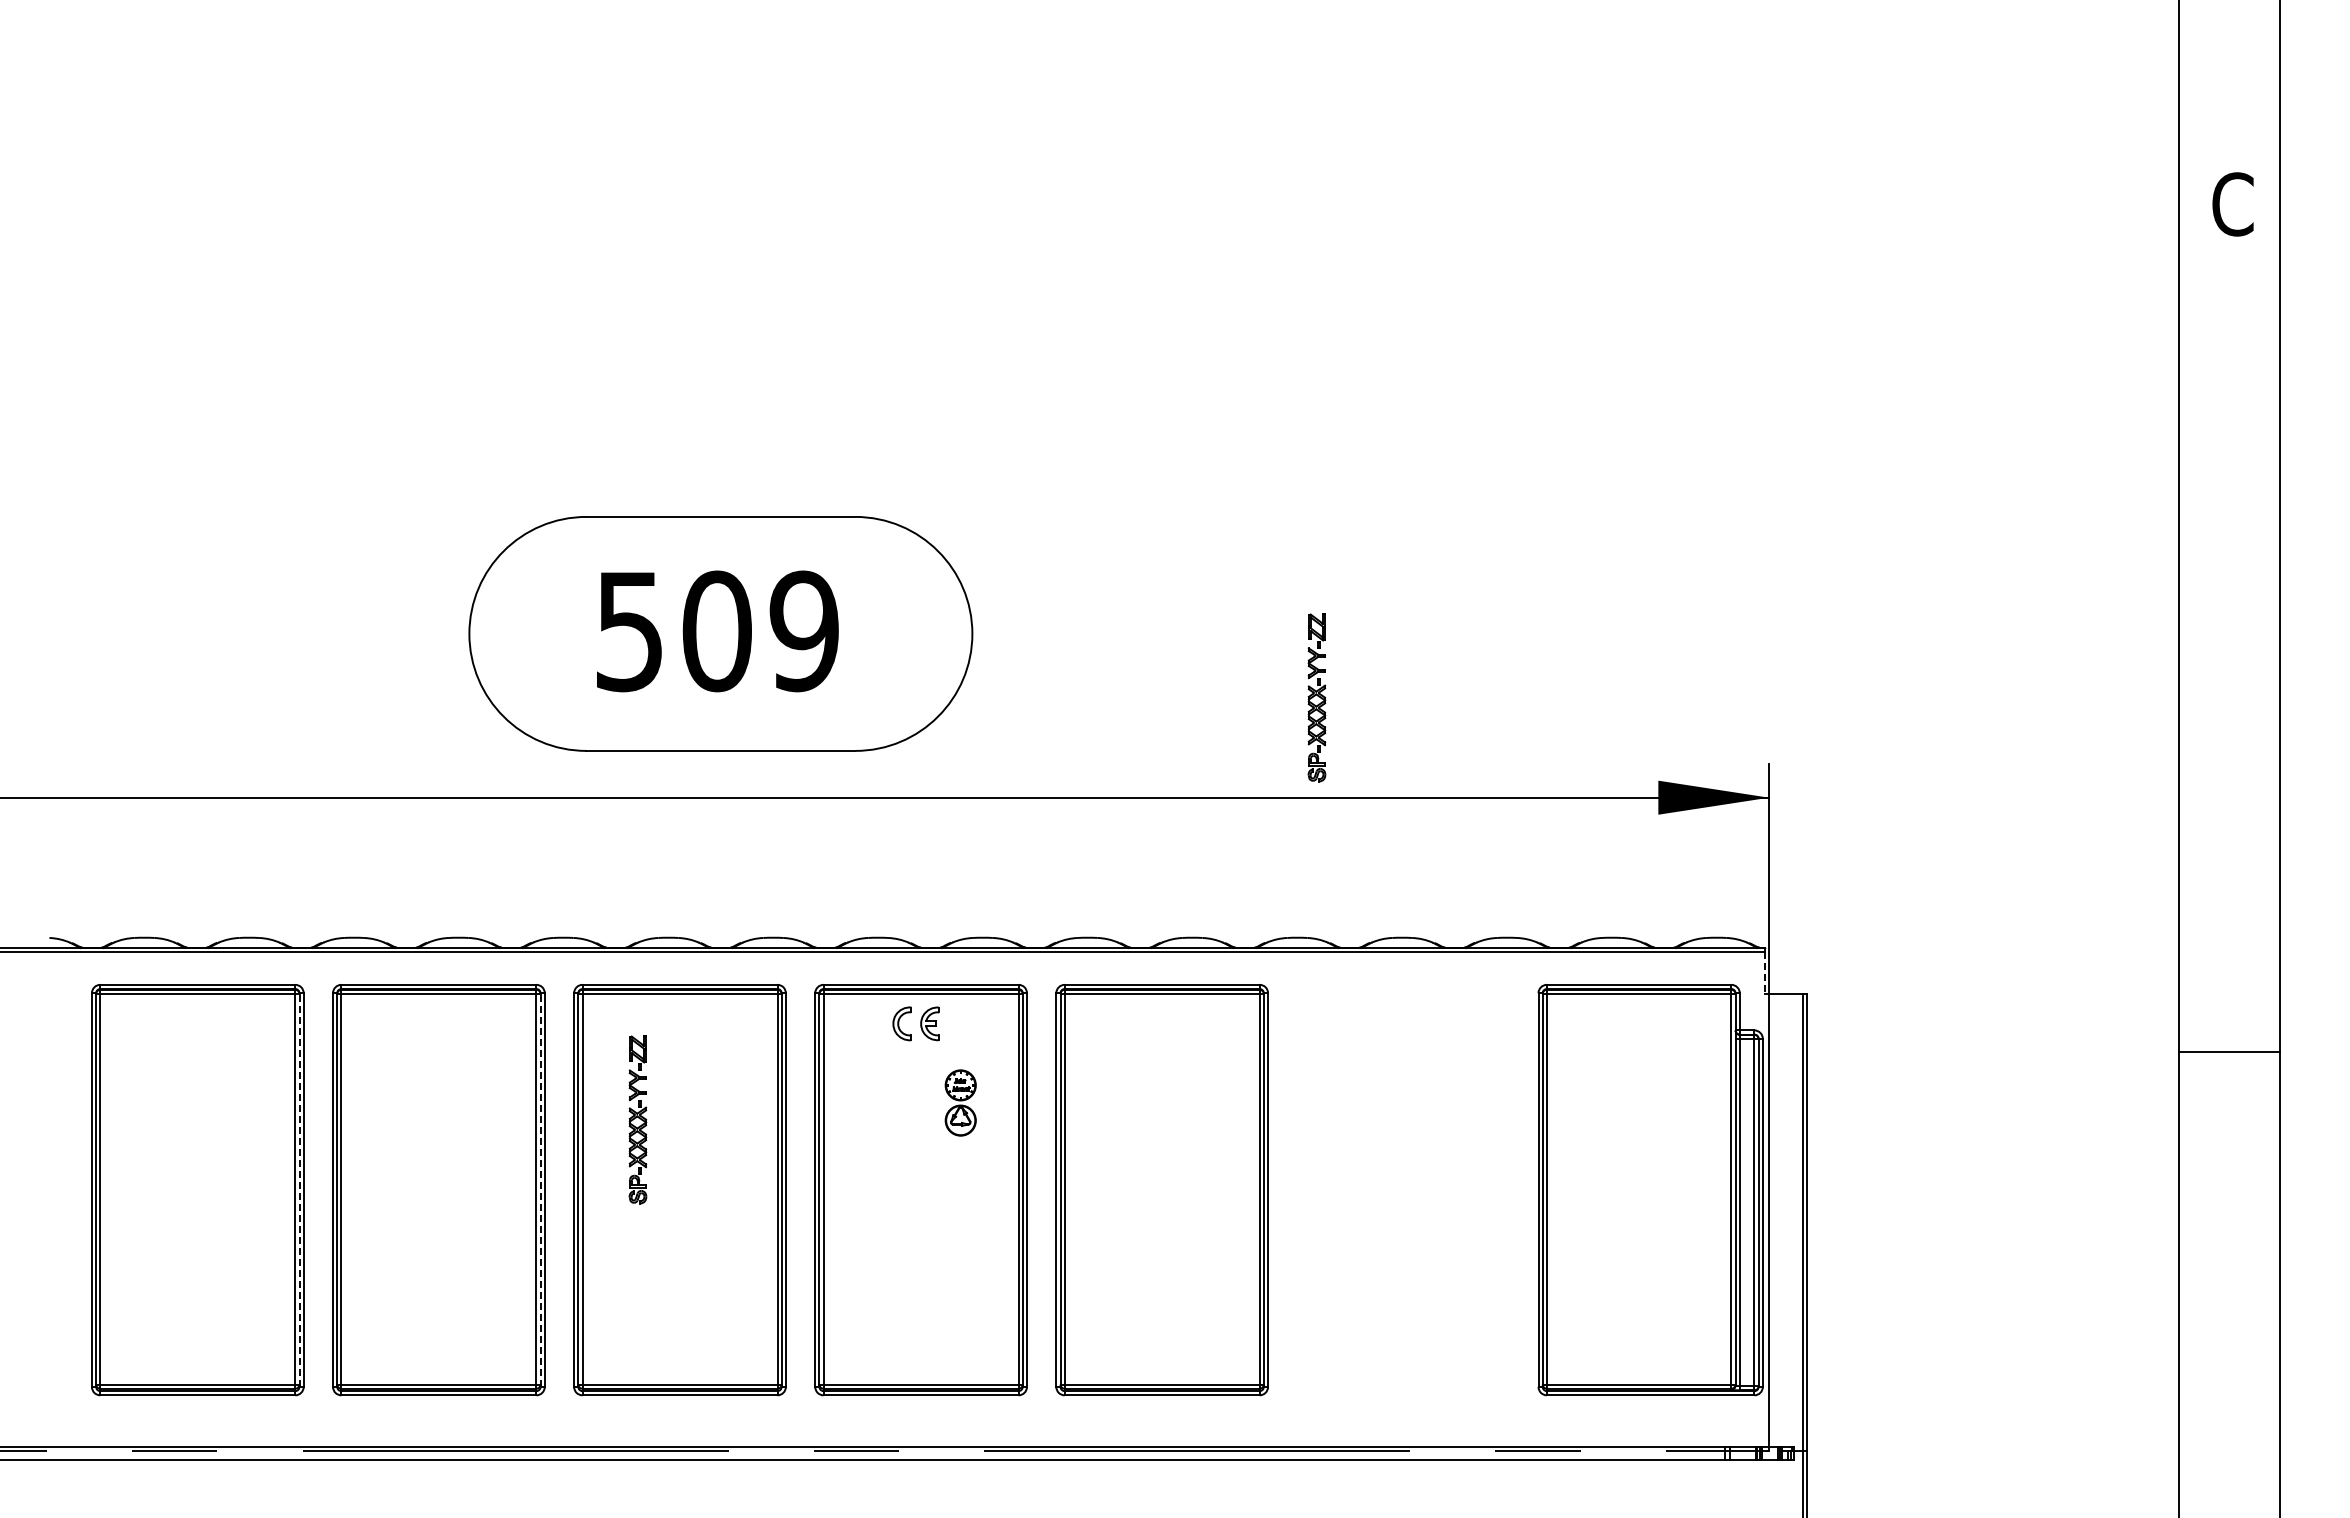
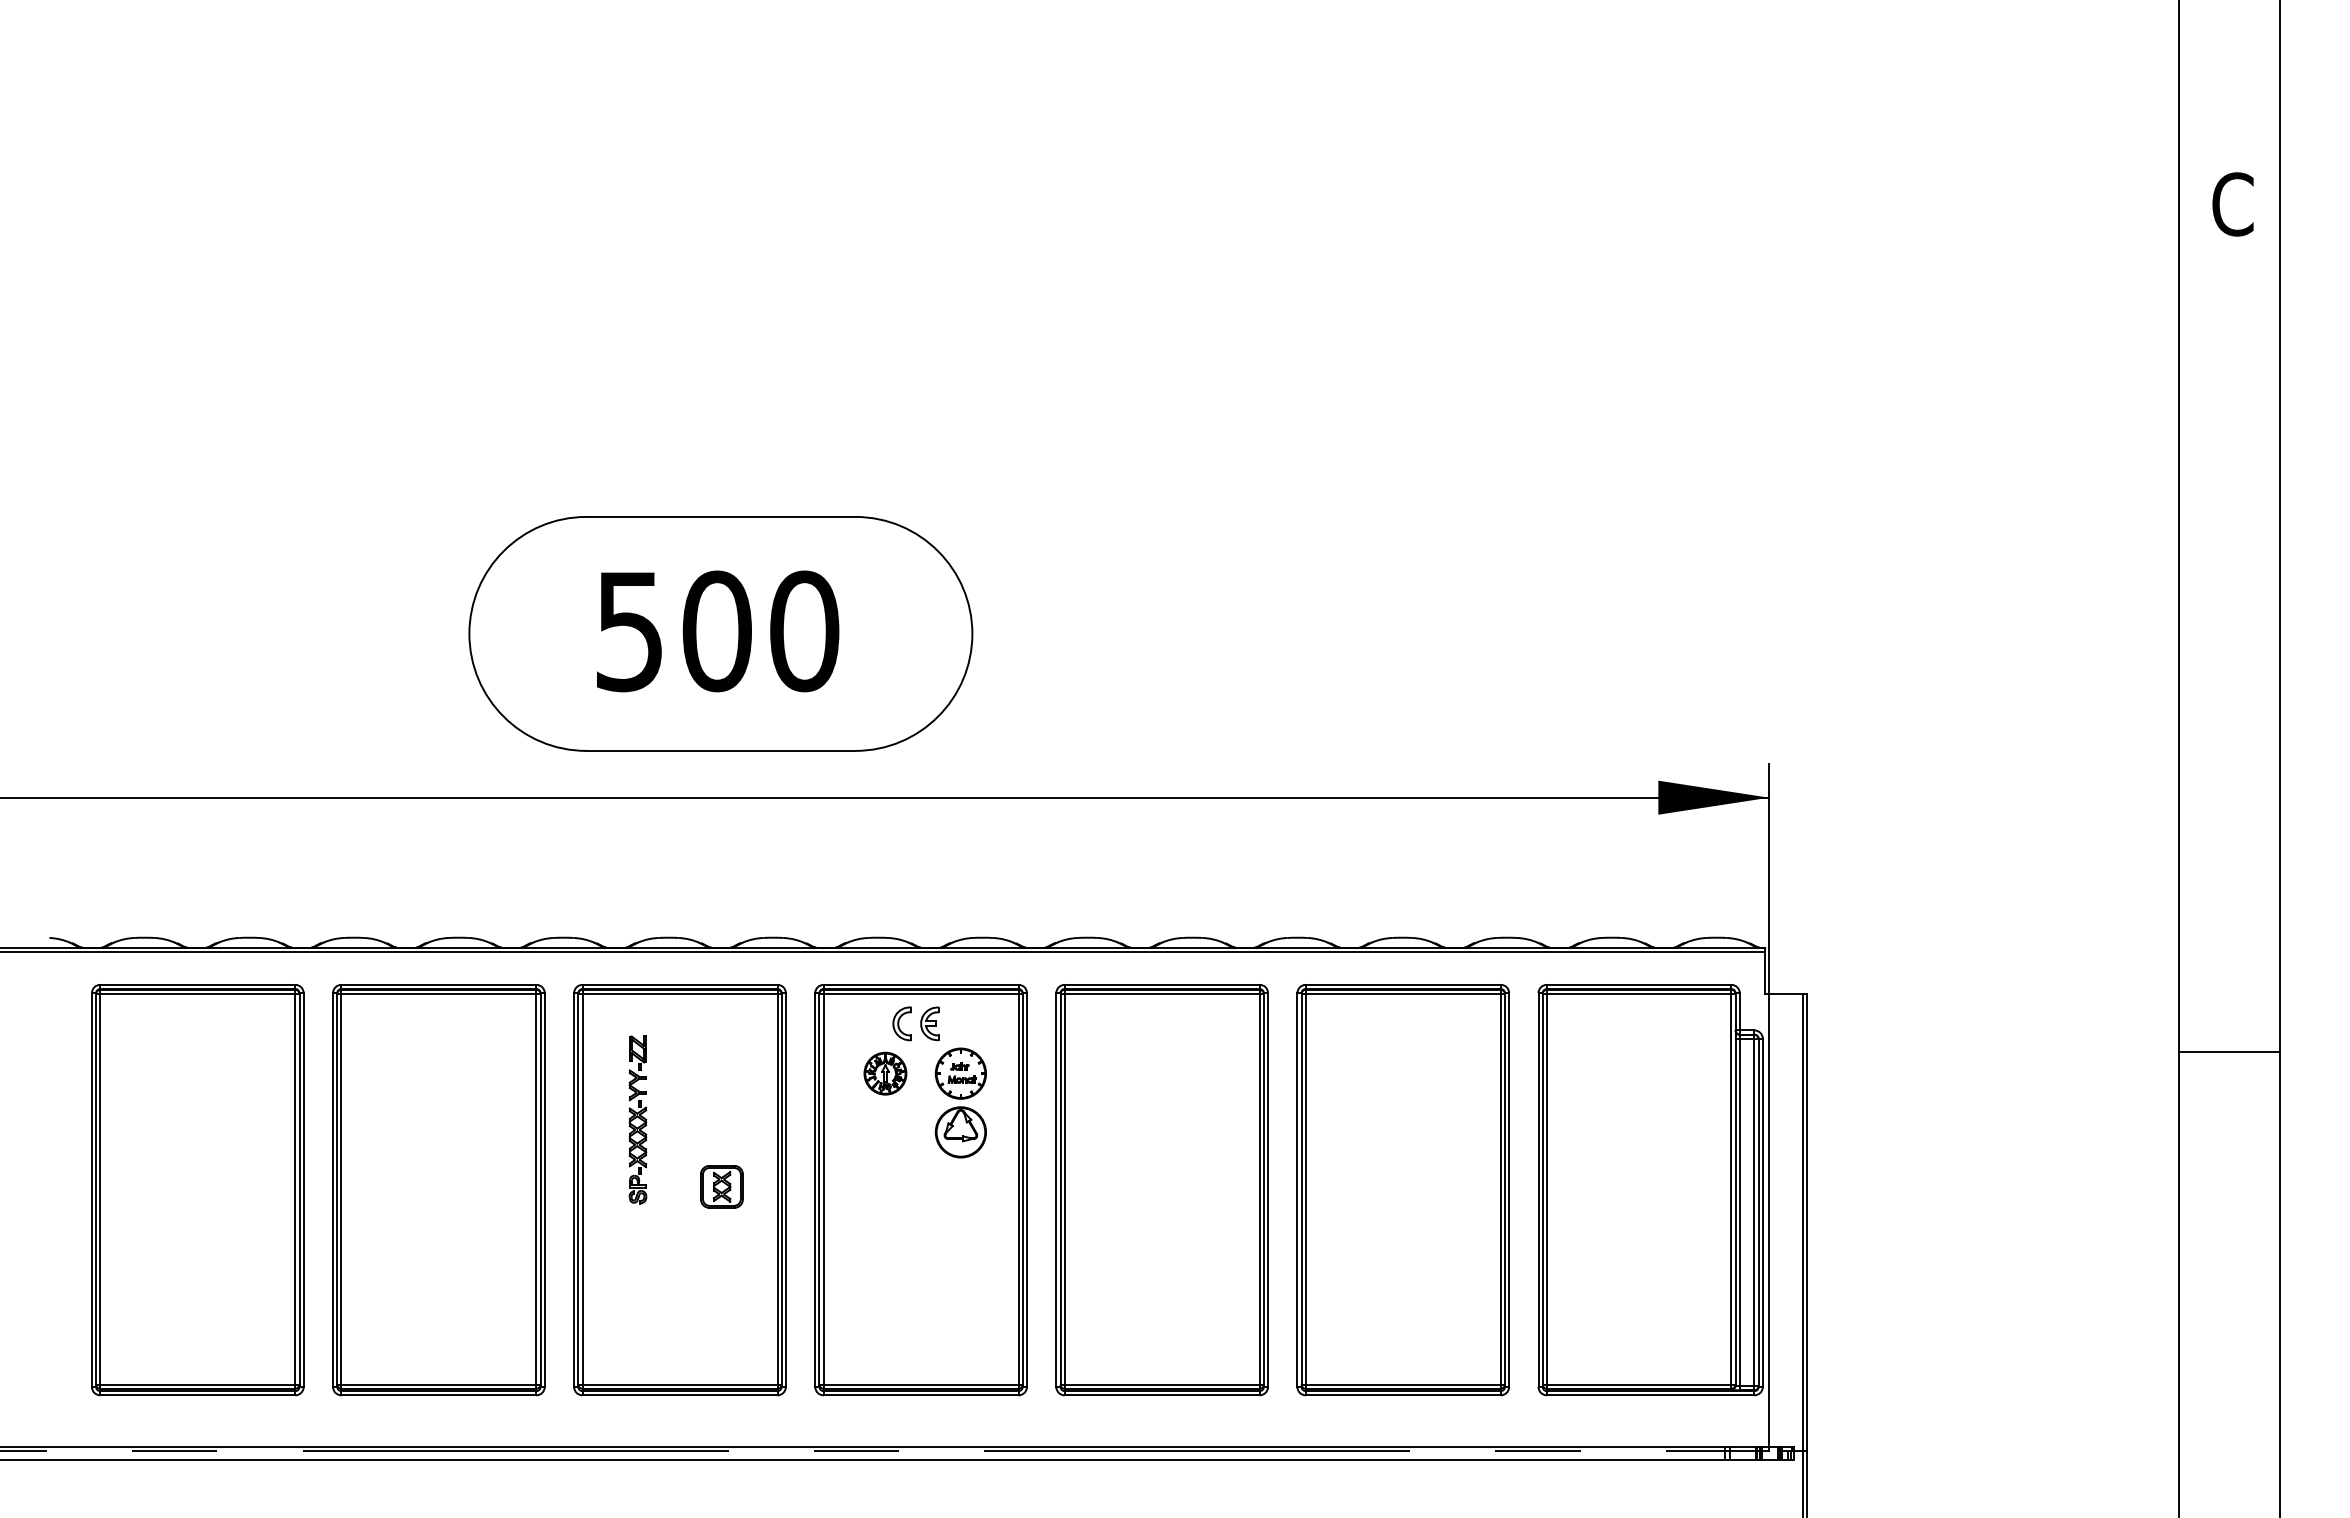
text: 509 -> 500 (804, 631)
part: present -> none (1316, 697)
line: dashed -> solid (1764, 972)
part: none -> present (885, 1073)
part size: 33x68 px -> 53x112 px (960, 1102)
part: none -> present (721, 1186)
line: dashed -> solid (299, 1190)
line: dashed -> solid (540, 1190)
part: none -> present (1402, 1190)
